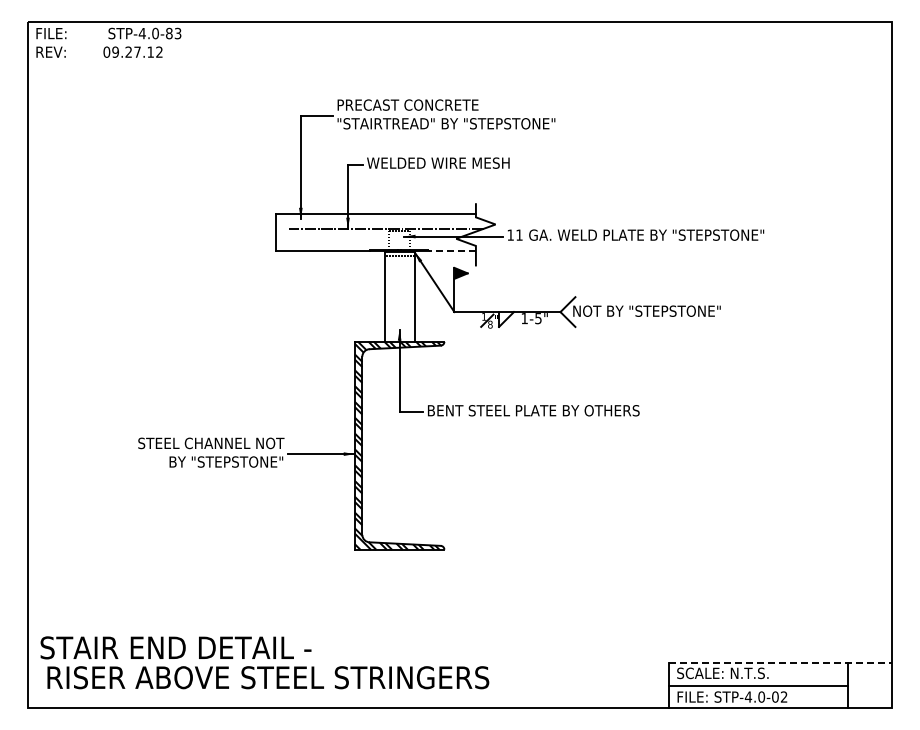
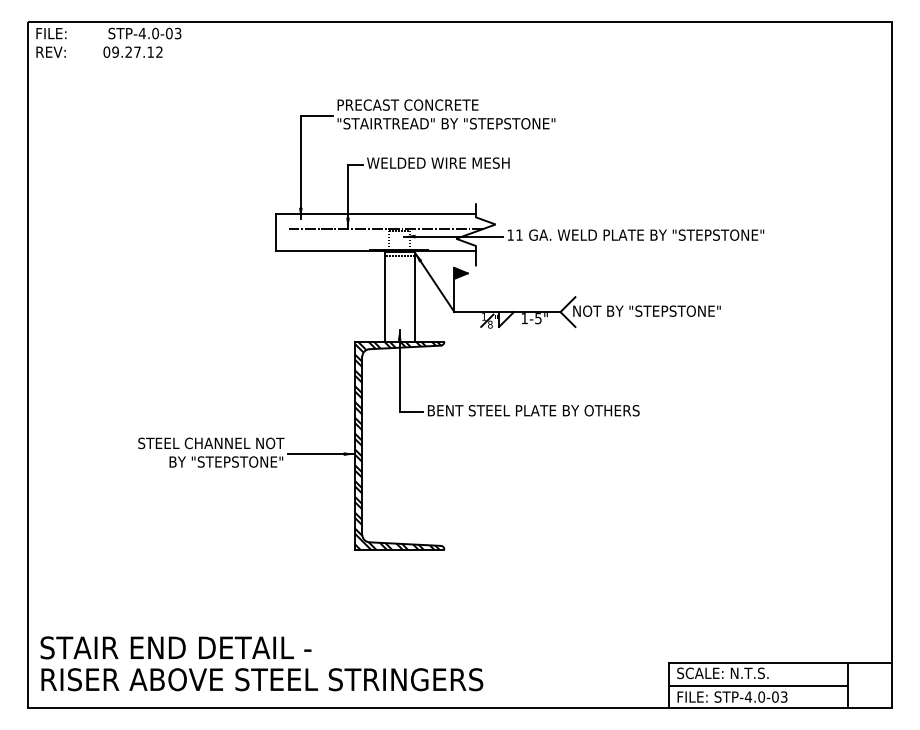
text: ^ISTP-4.0-83 -> ^ISTP-4.0-03 (168, 33)
line: dashed -> solid (452, 251)
line: dashed -> solid (780, 663)
text position: (268, 677) -> (262, 679) (262, 679)
text: STP-4.0-02 -> STP-4.0-03 (784, 697)
